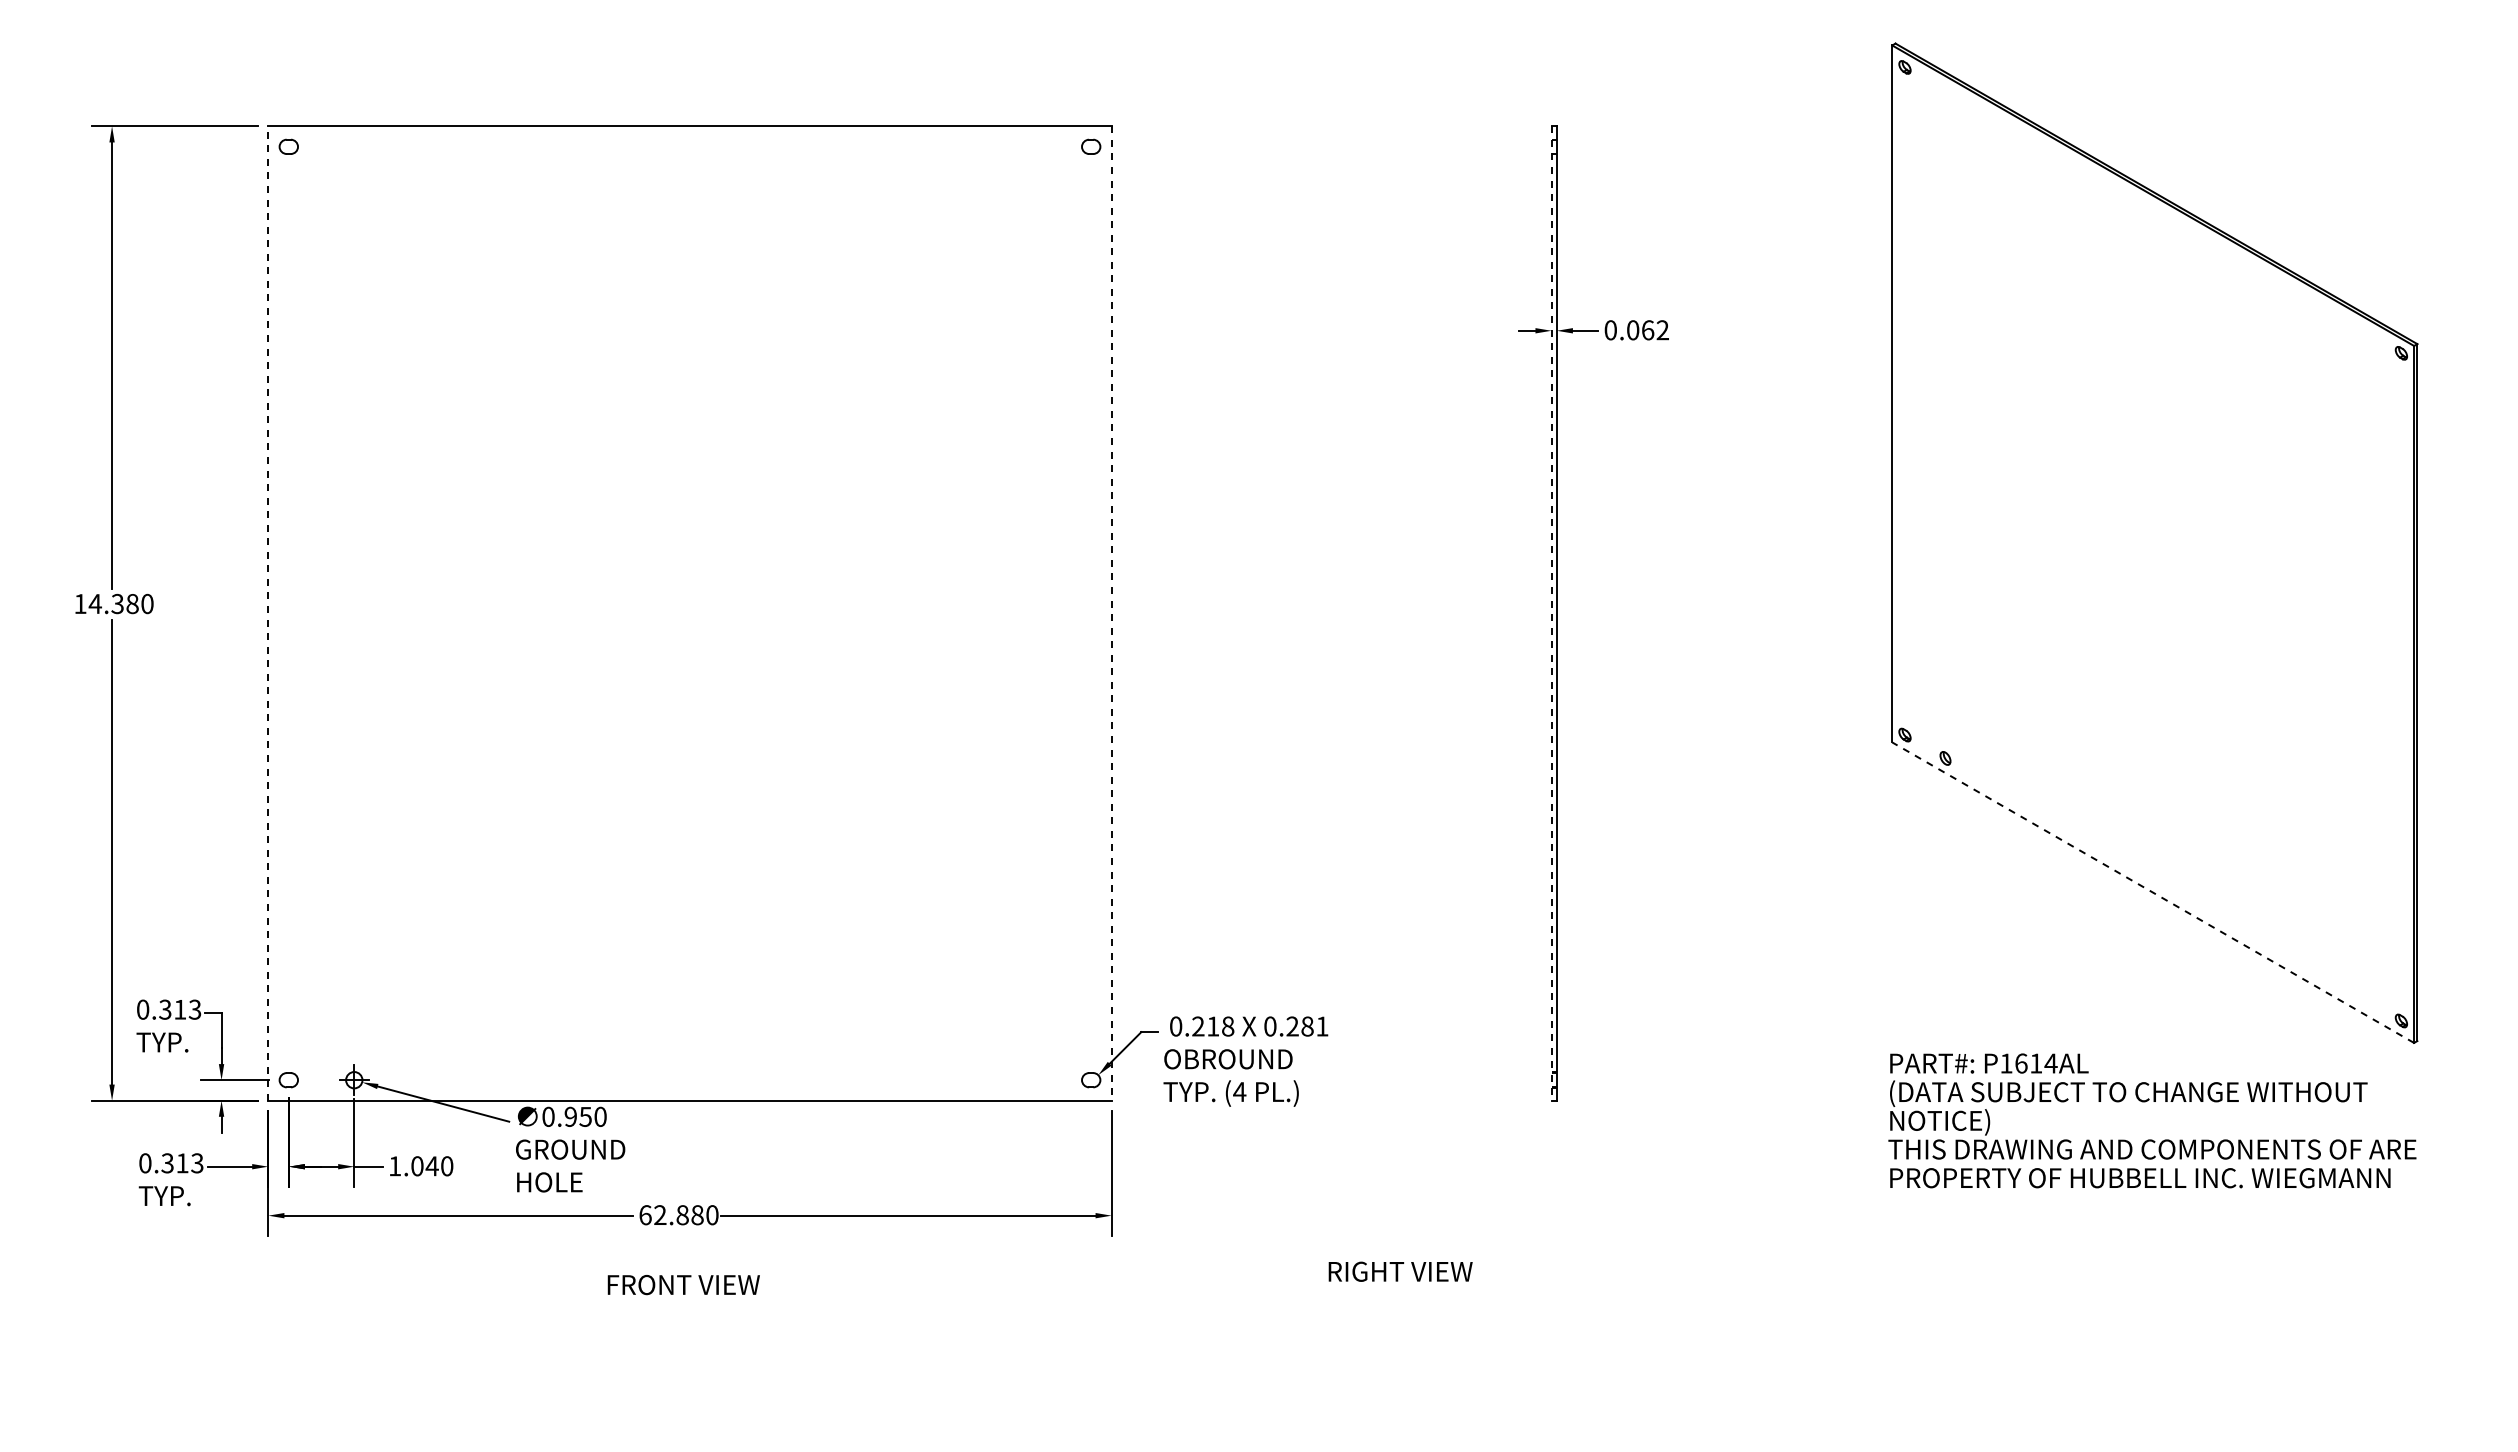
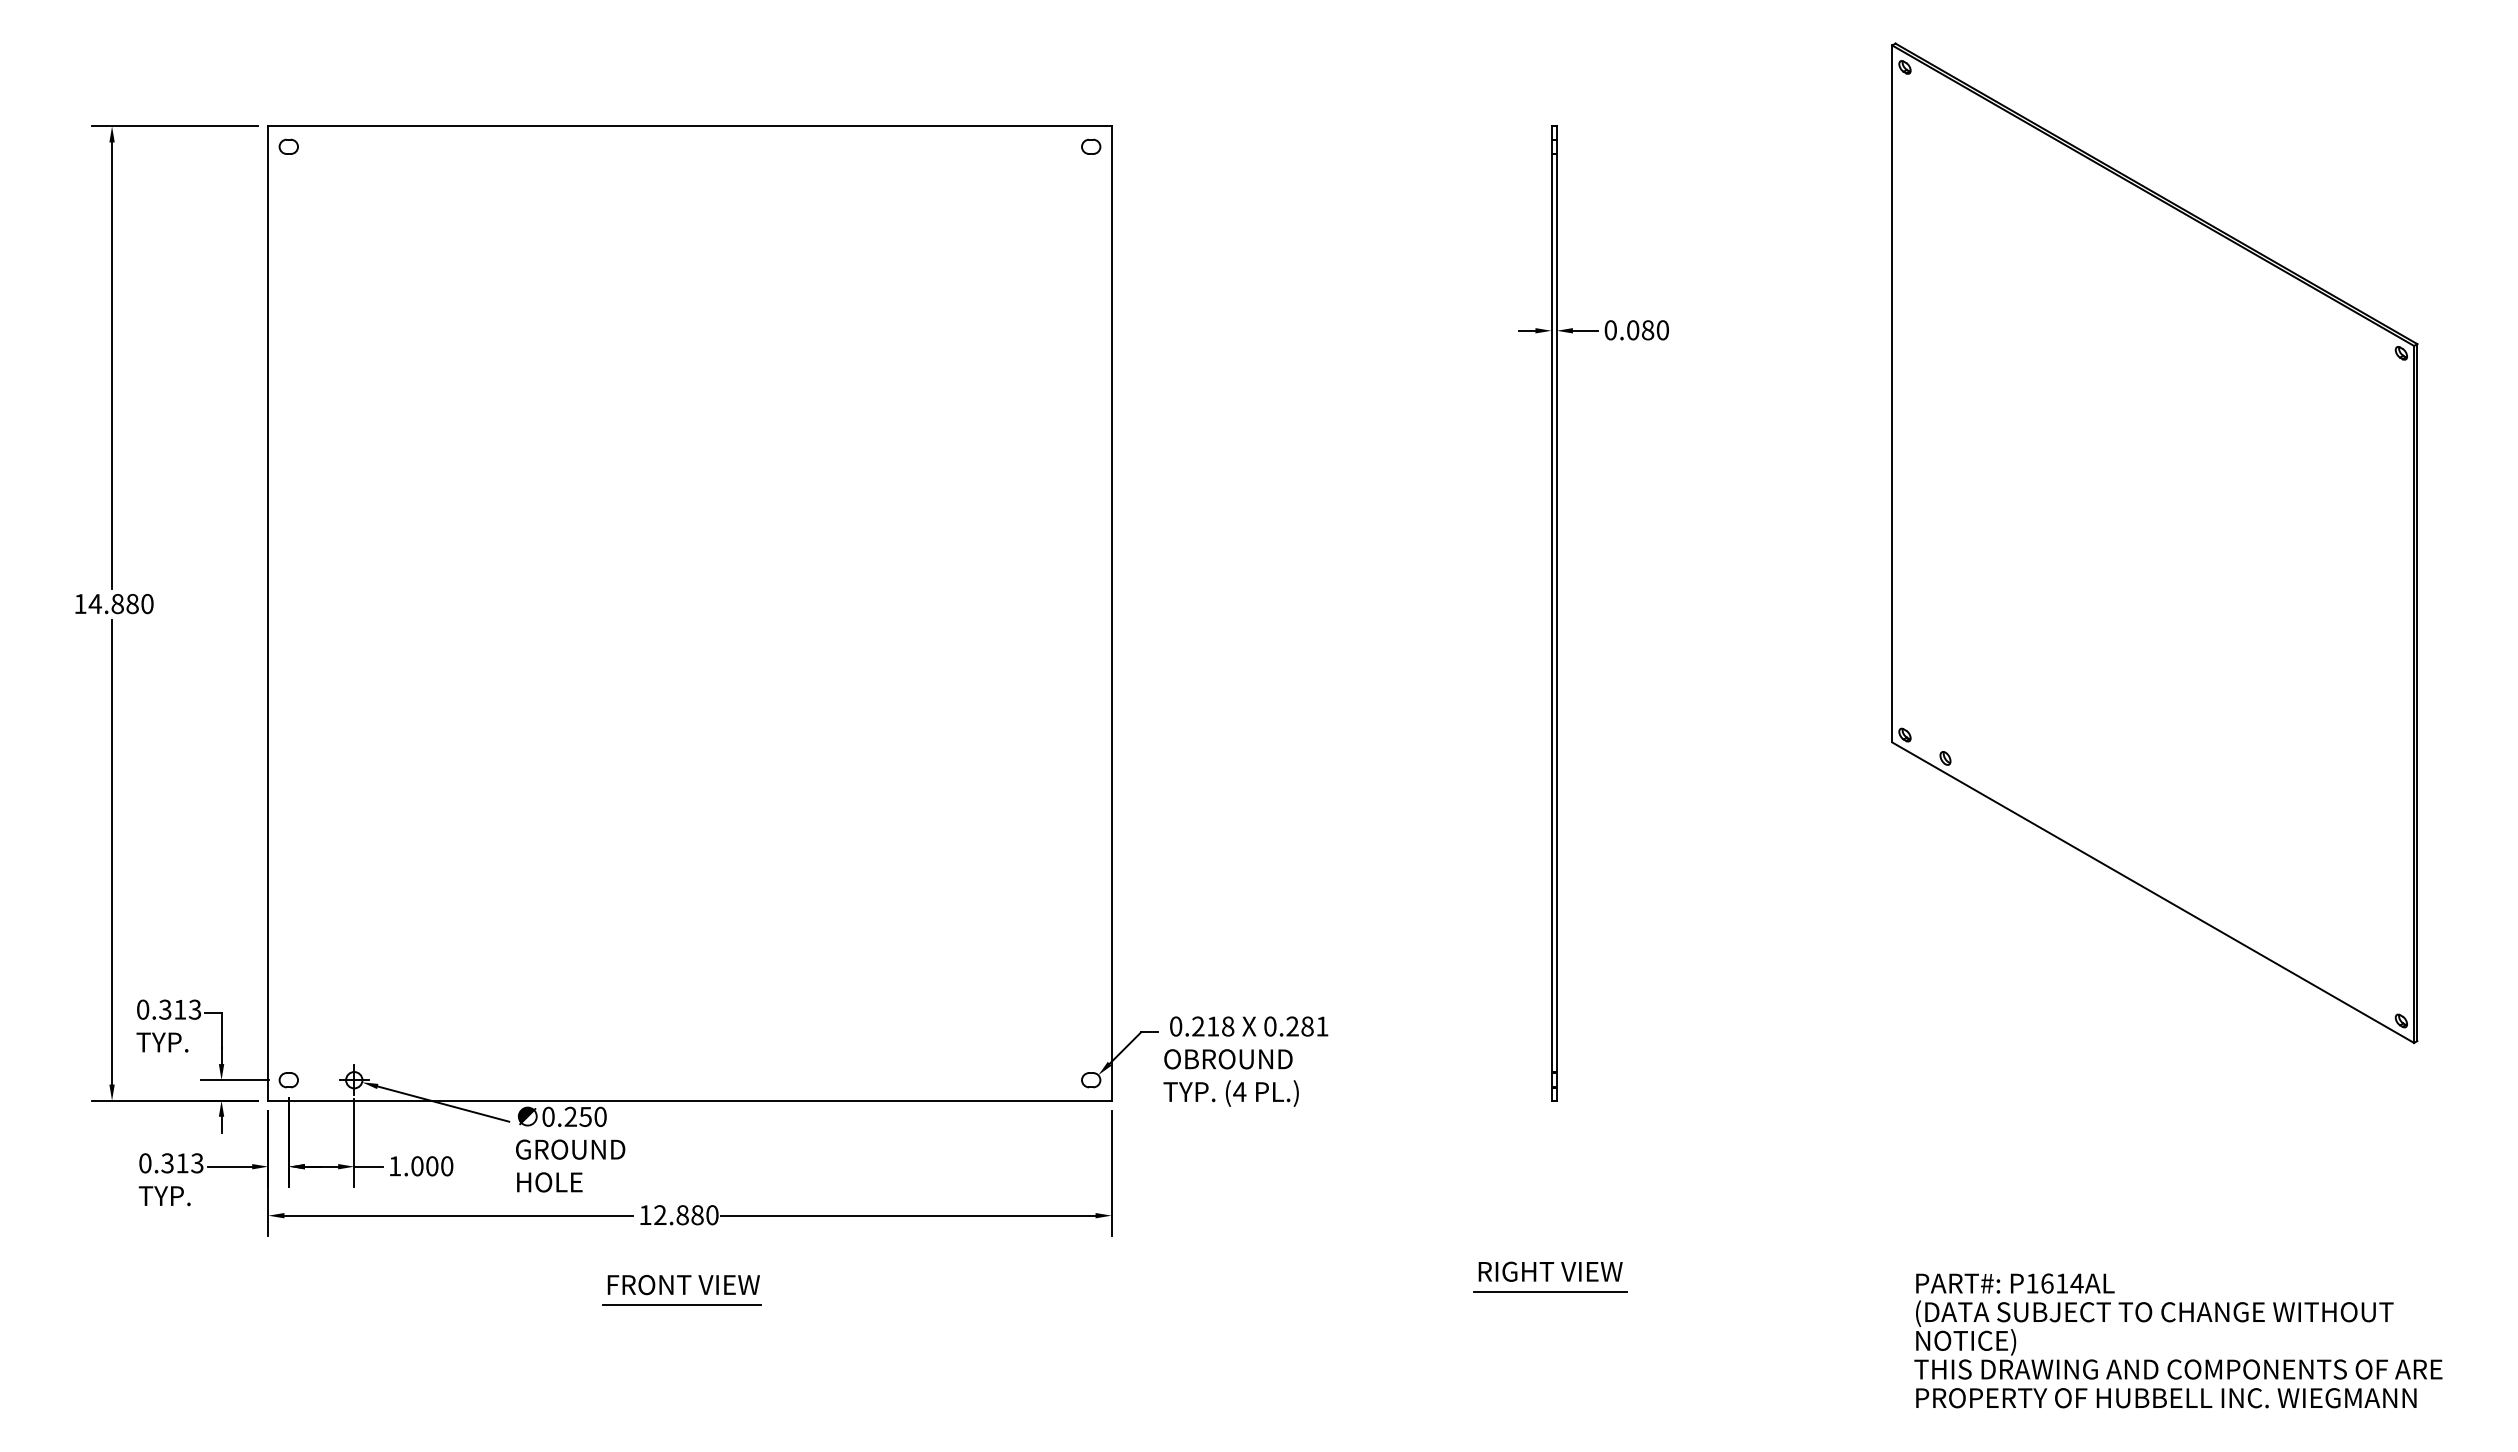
text: 0.062 -> 0.080 (1654, 330)
text: 14.380 -> 14.880 (117, 603)
line: dashed -> solid (268, 613)
line: dashed -> solid (1111, 614)
line: dashed -> solid (1551, 614)
line: dashed -> solid (2152, 892)
text: 0.950 -> 0.250 (570, 1116)
text position: (2152, 1120) -> (2178, 1340) (2178, 1340)
text: 1.040 -> 1.000 (431, 1166)
text: 62.880 -> 12.880 (645, 1215)
text position: (1400, 1271) -> (1550, 1271) (1550, 1271)
line: none -> present (1550, 1291)
line: none -> present (682, 1305)
